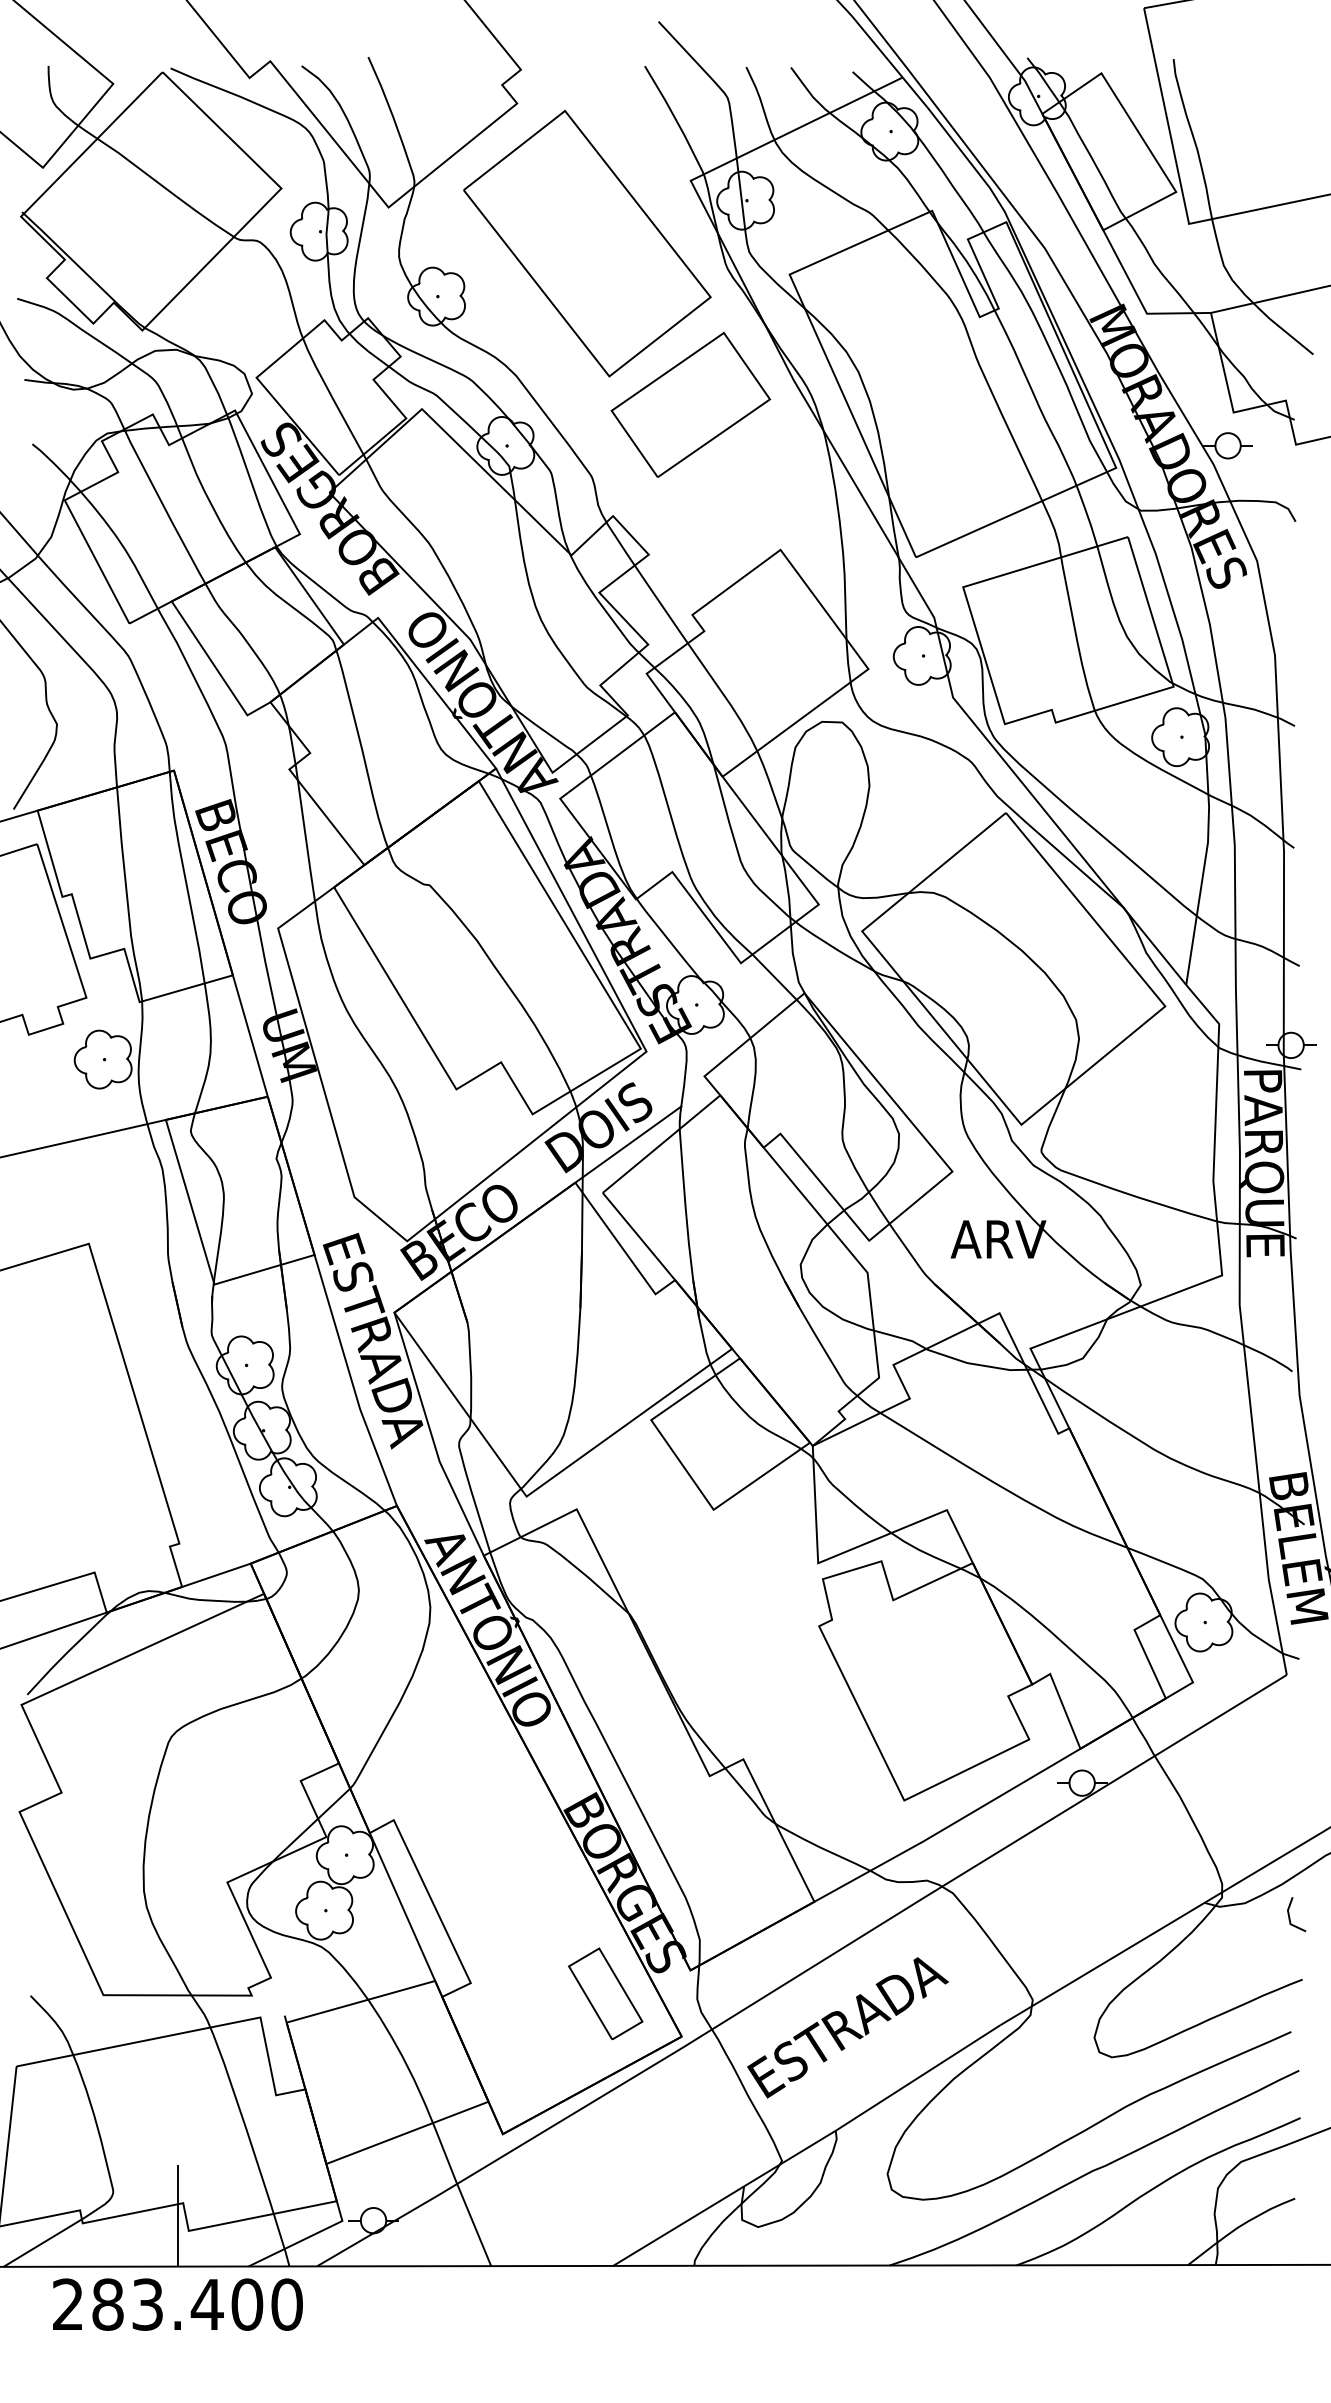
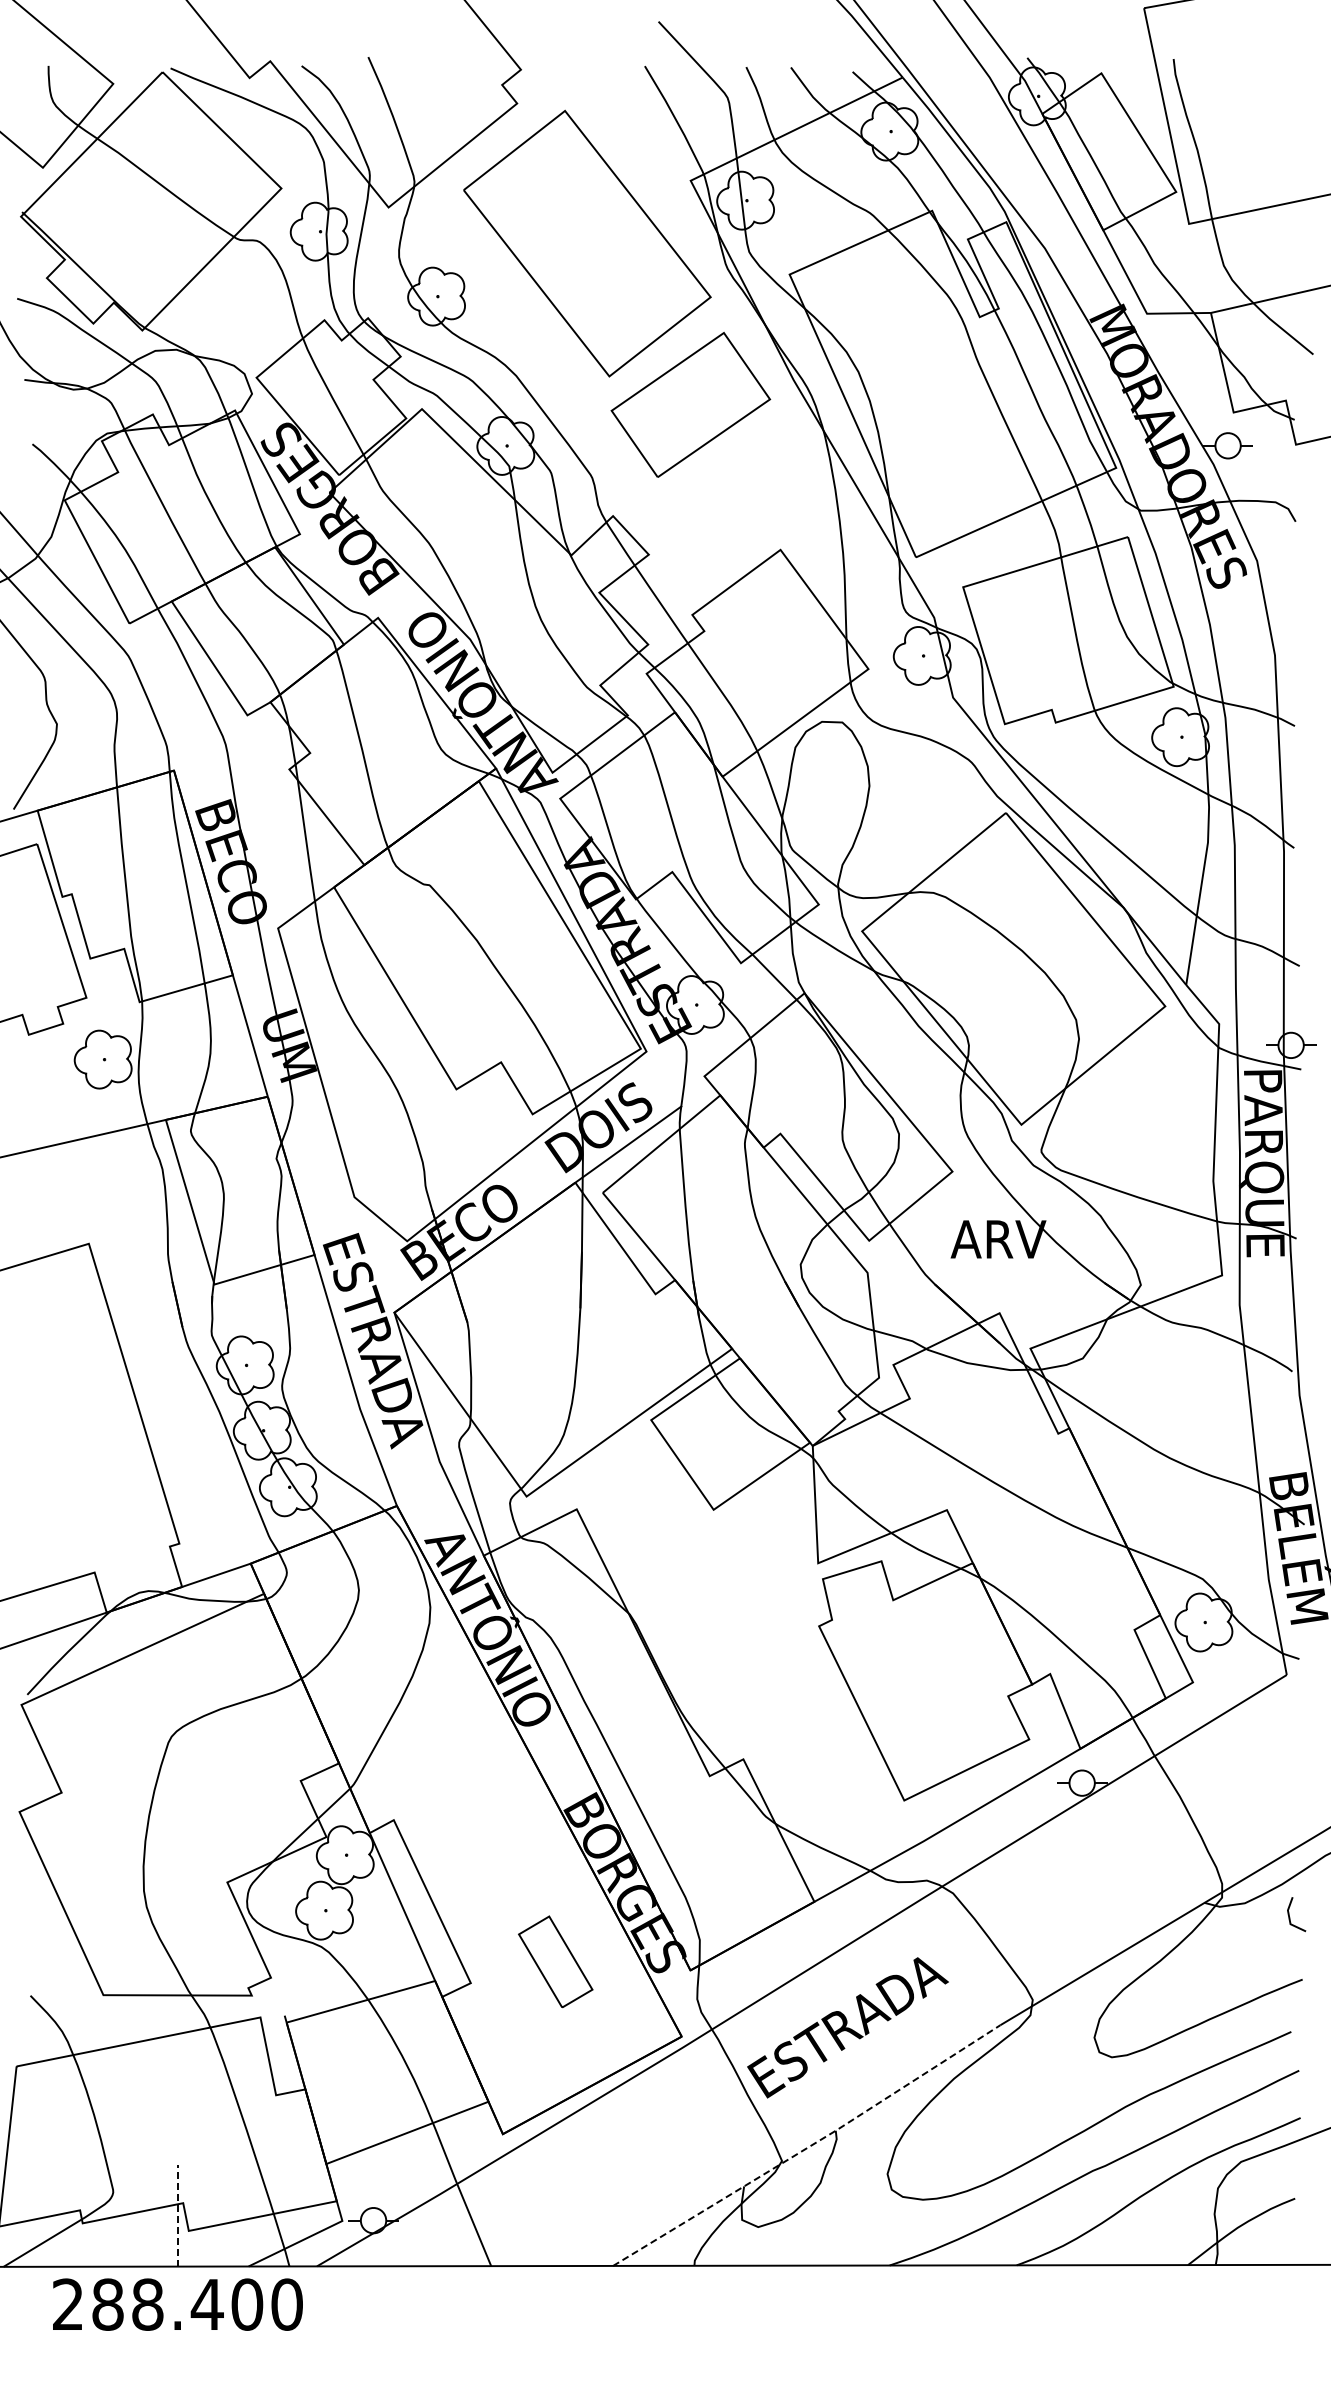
part position: (605, 1993) -> (555, 1961) (555, 1961)
line: solid -> dashed (808, 2147)
line: solid -> dashed (177, 2215)
text: 283.400 -> 288.400 (147, 2304)
